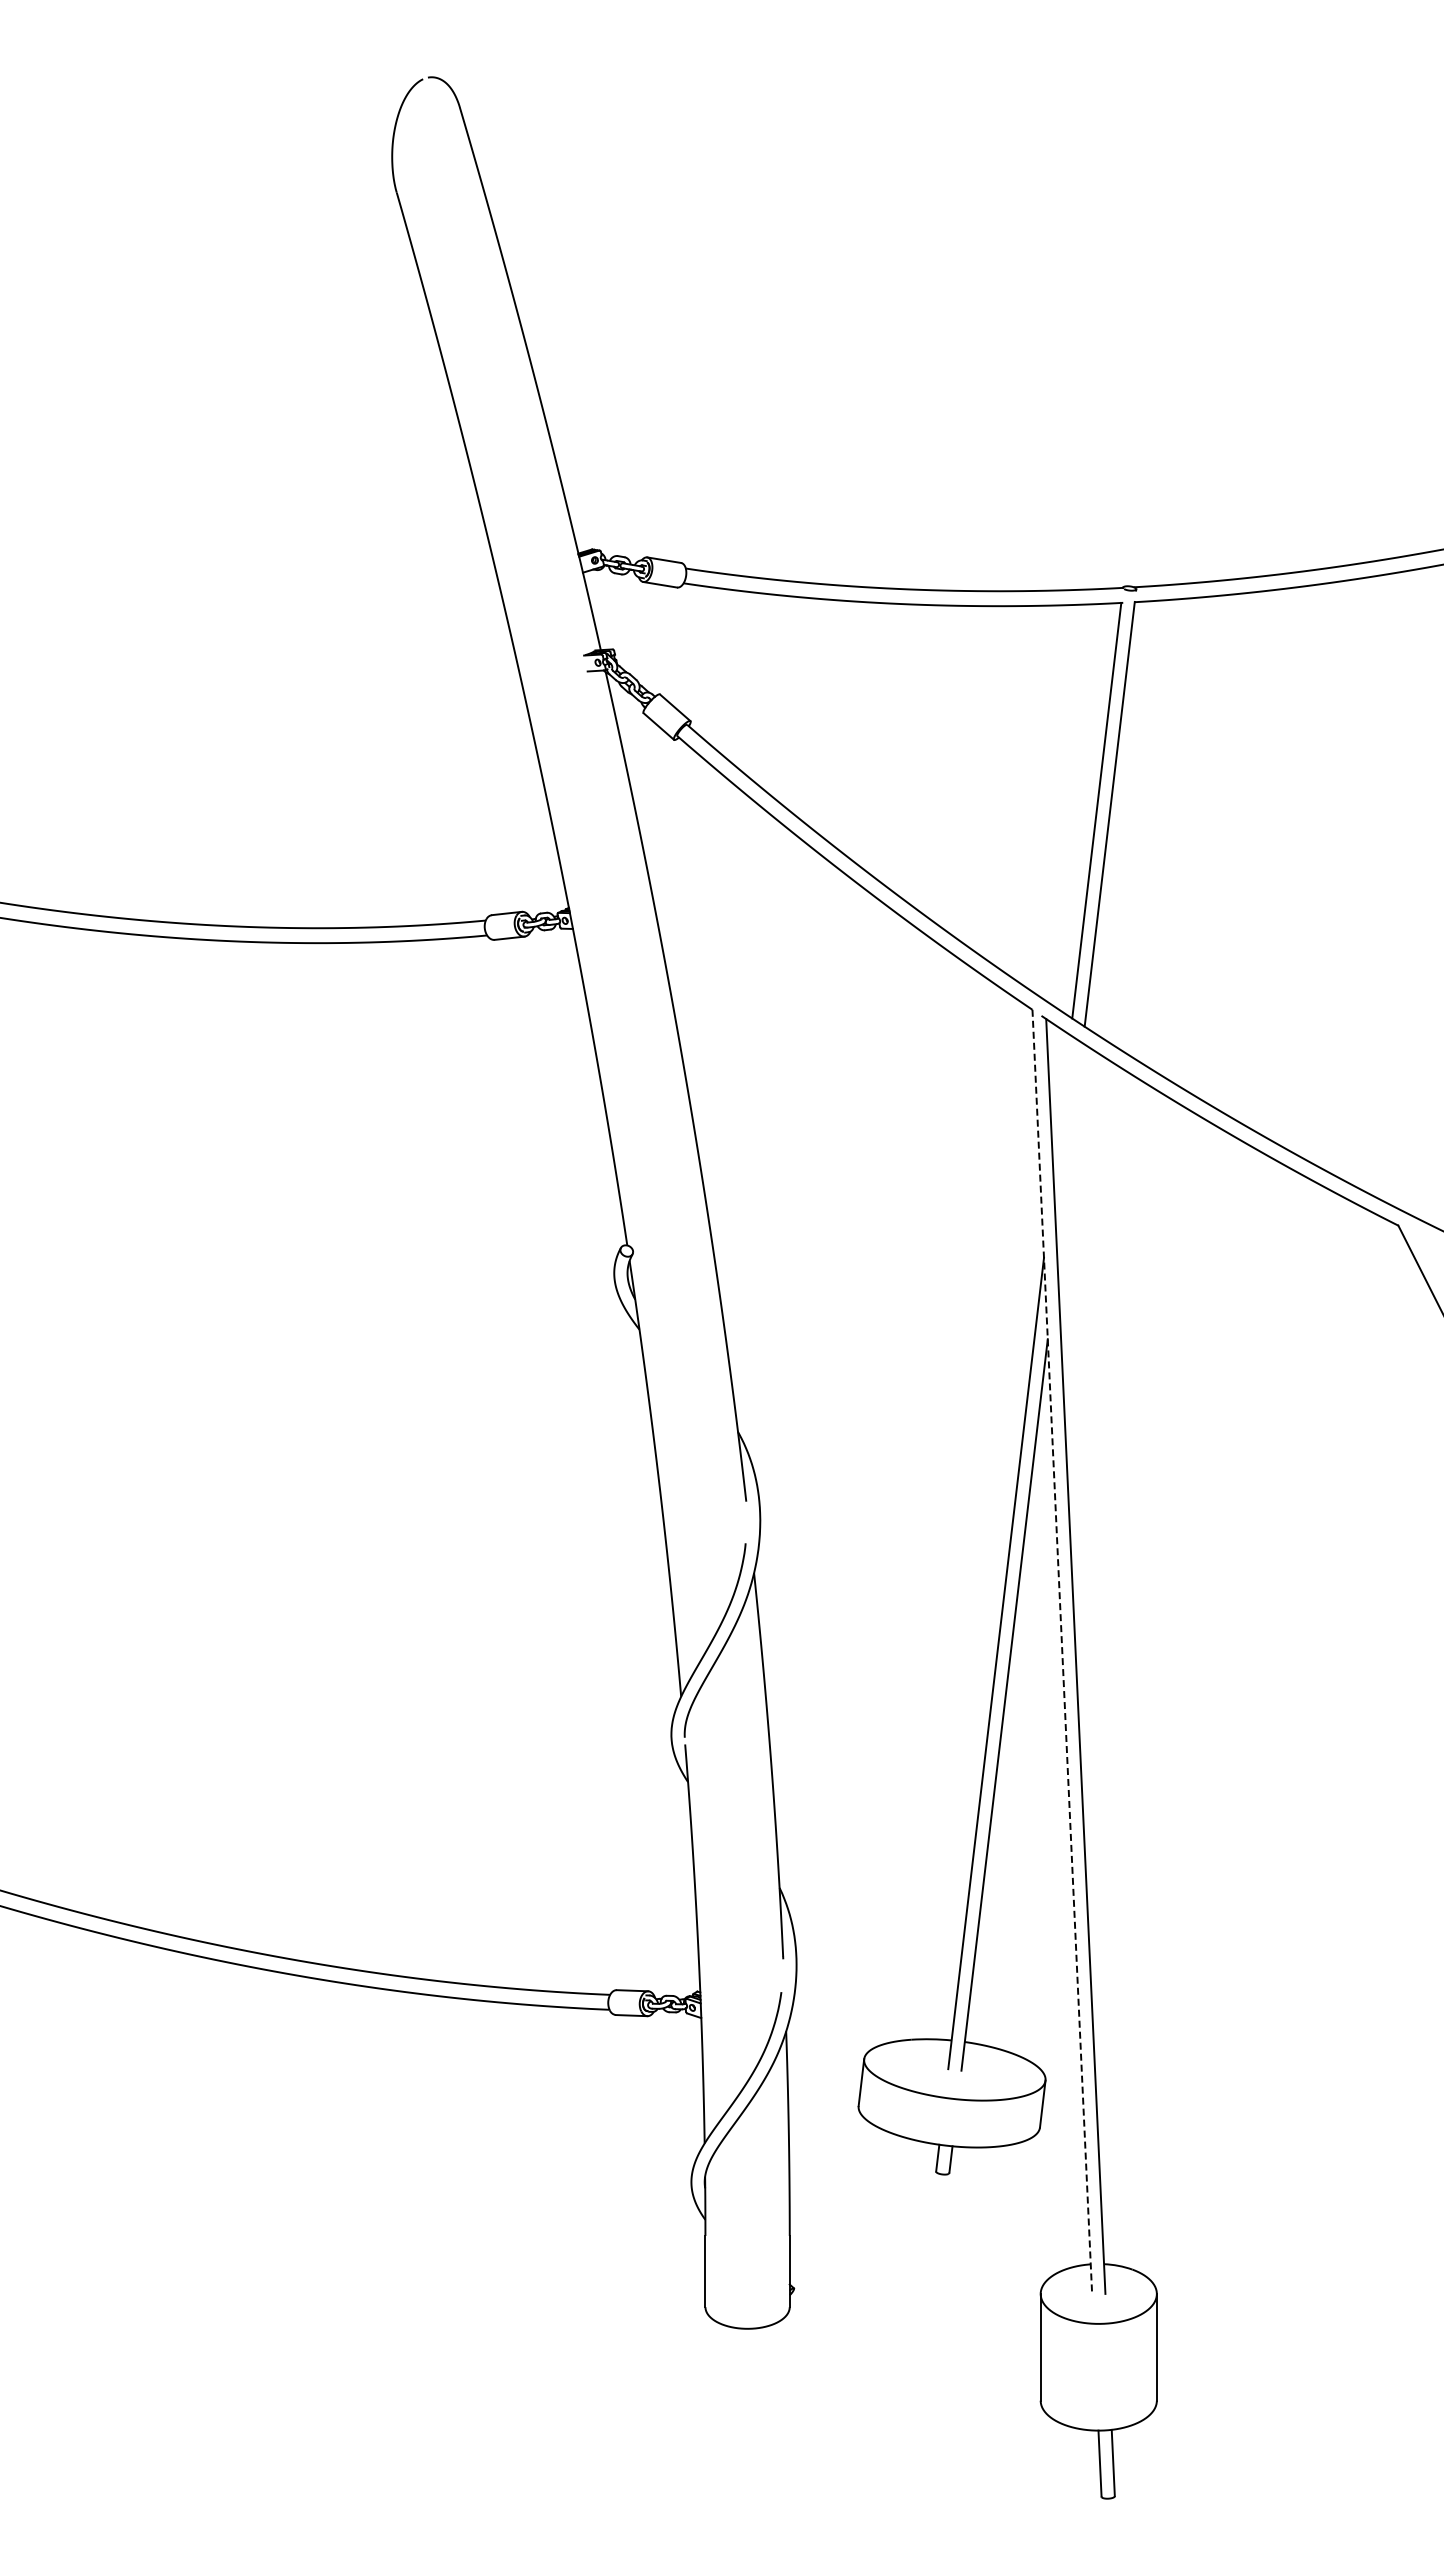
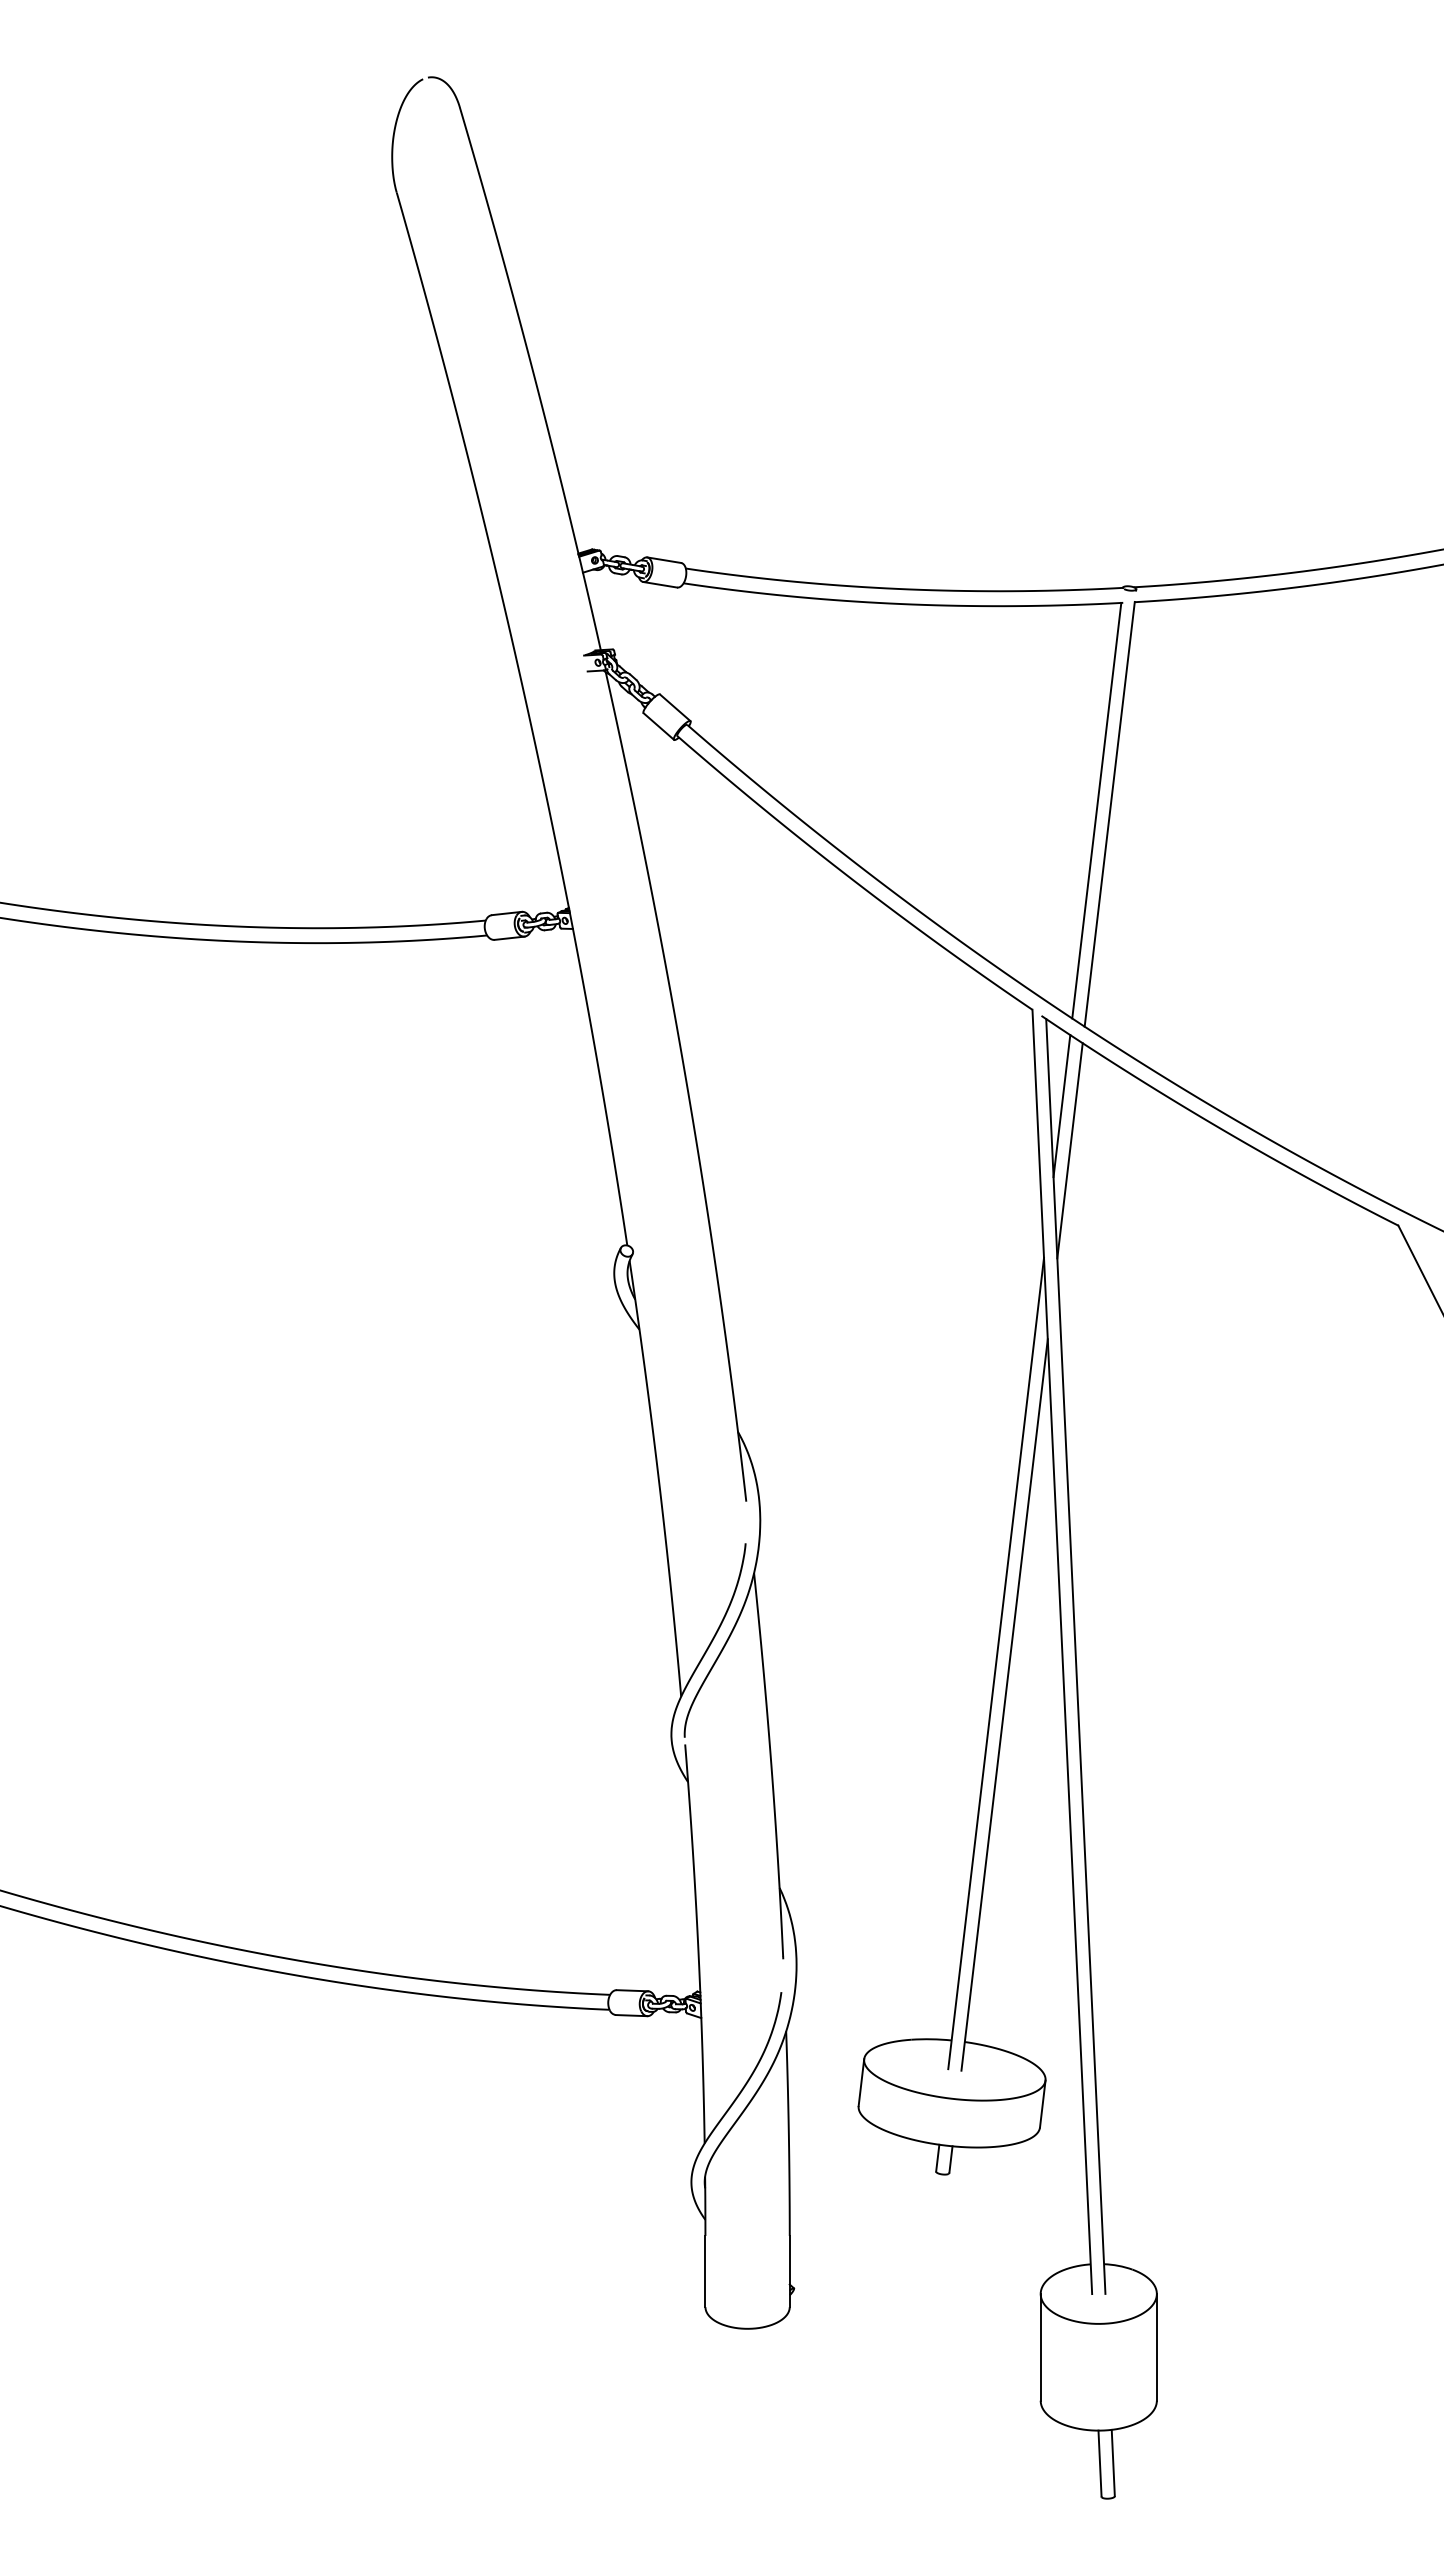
line: none -> present (1061, 1106)
line: none -> present (1069, 1150)
line: dashed -> solid (1062, 1651)
